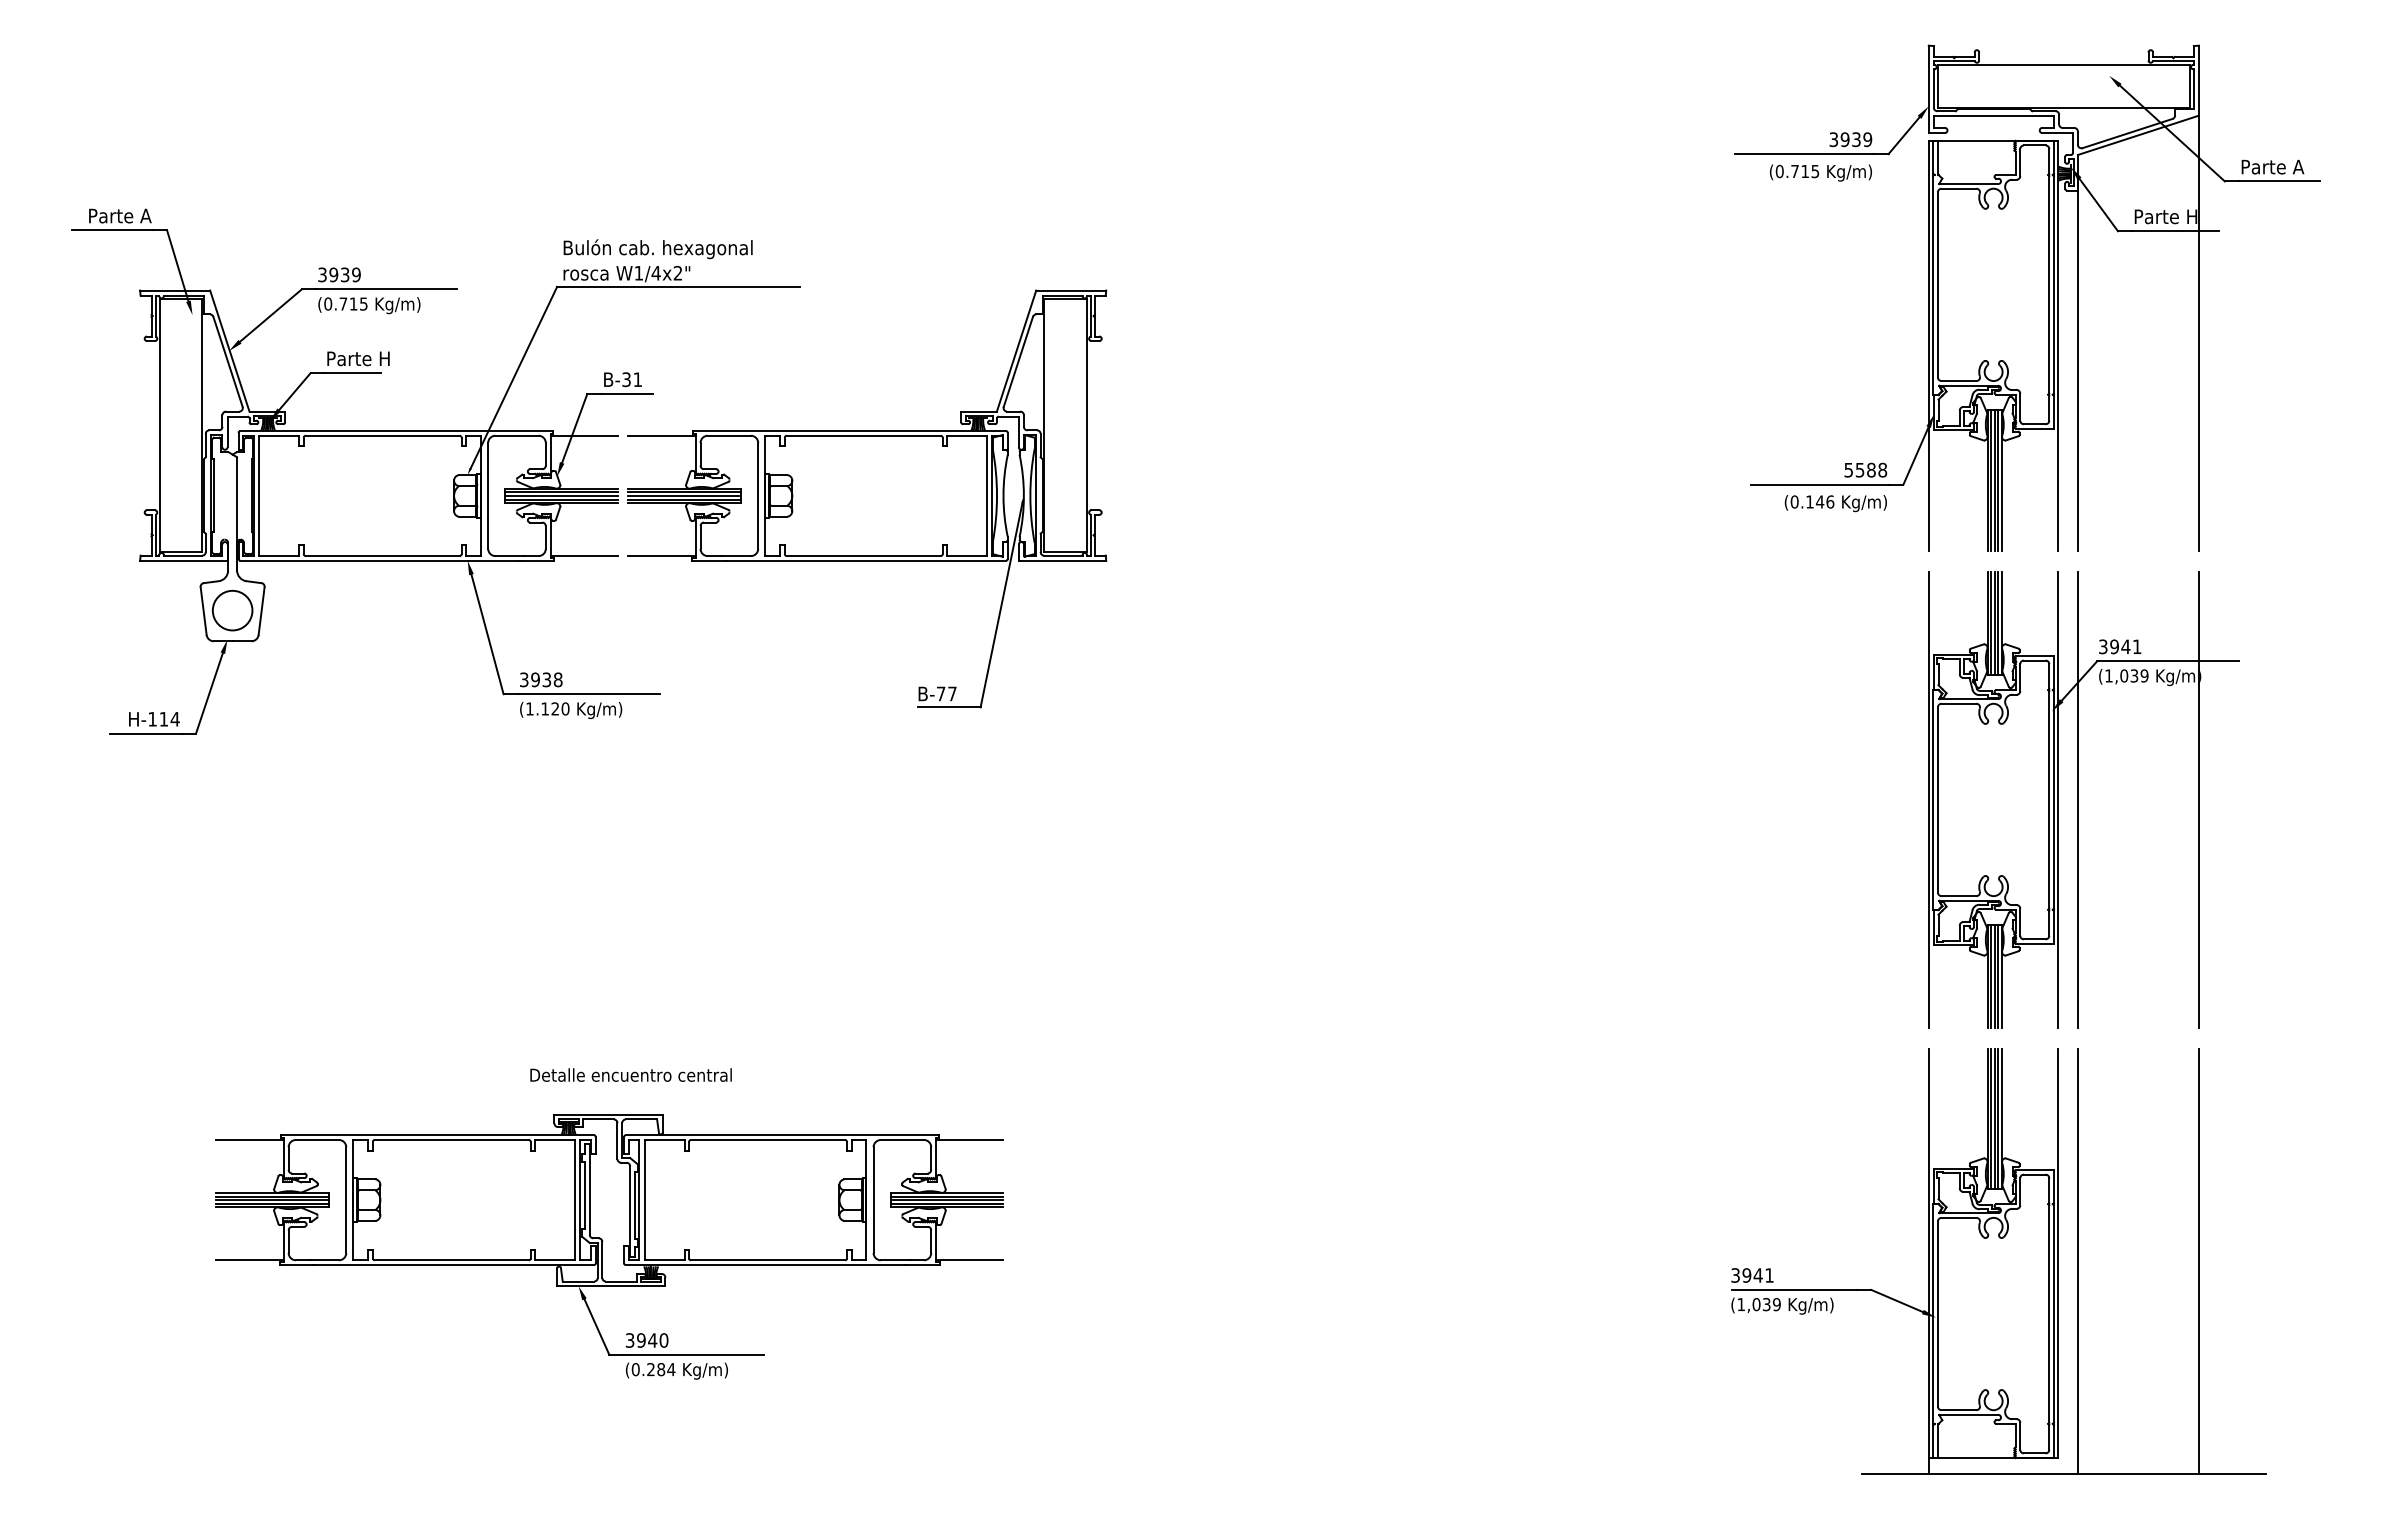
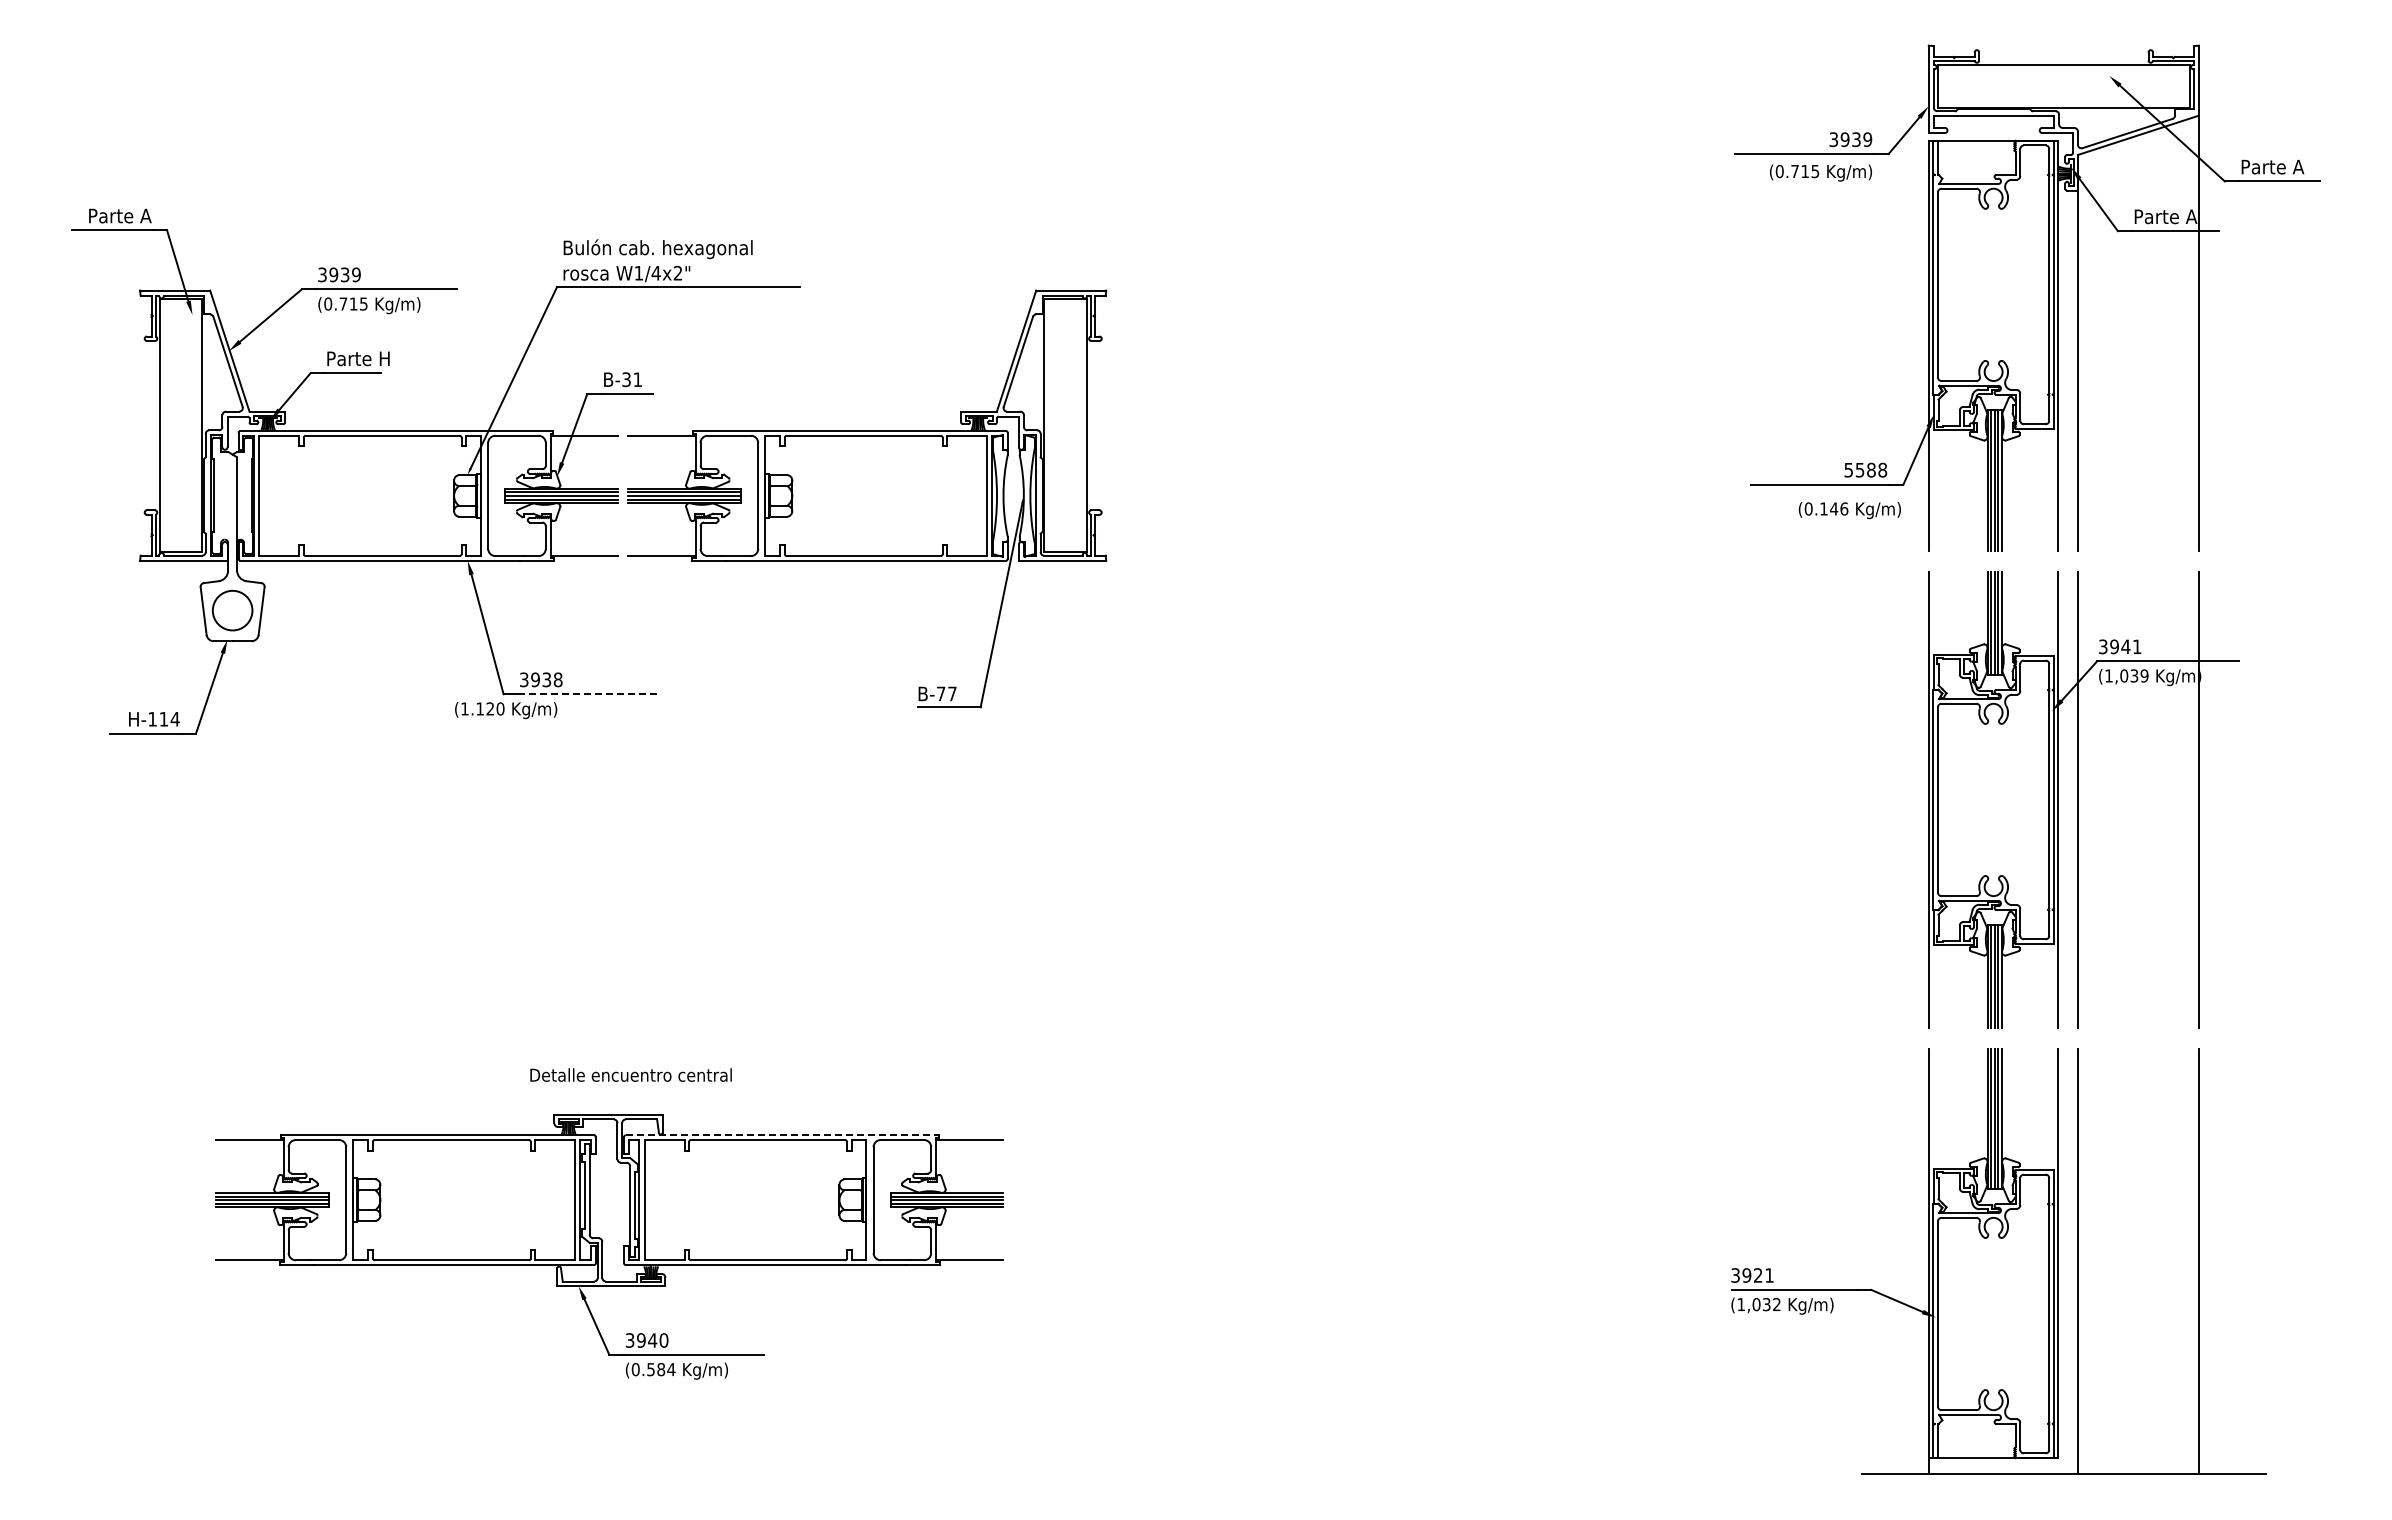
text: Parte H -> Parte A (2191, 216)
text position: (1835, 503) -> (1849, 510) (1849, 510)
line: solid -> dashed (588, 694)
text position: (571, 710) -> (506, 710) (506, 710)
line: solid -> dashed (782, 1135)
text: 3941 -> 3921 (1757, 1275)
text: (1,039 -> (1,032 (1776, 1304)
text: (0.284 -> (0.584 (650, 1369)
